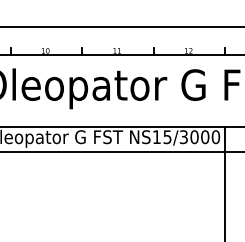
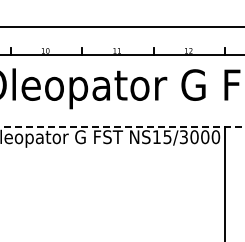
line: solid -> dashed (122, 126)
line: present -> none (121, 151)
